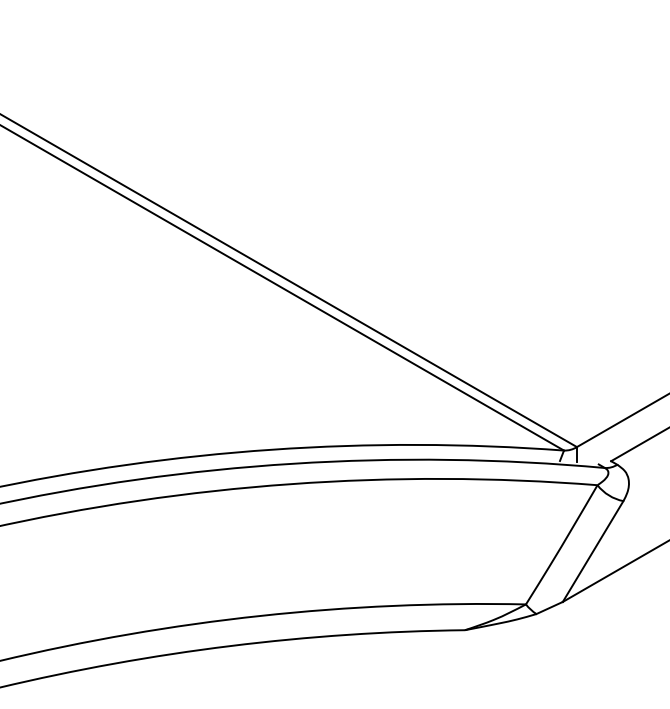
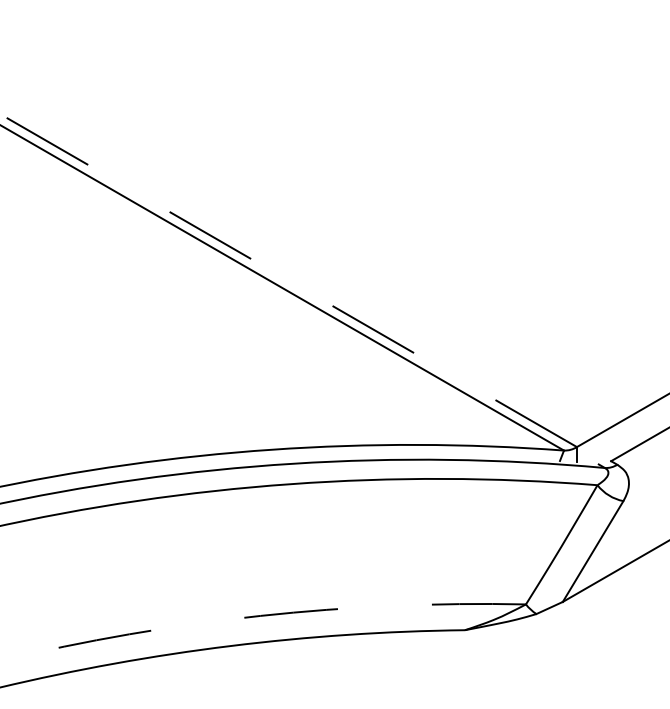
line: solid -> dashed (288, 280)
arc: solid -> dashed (260, 615)
